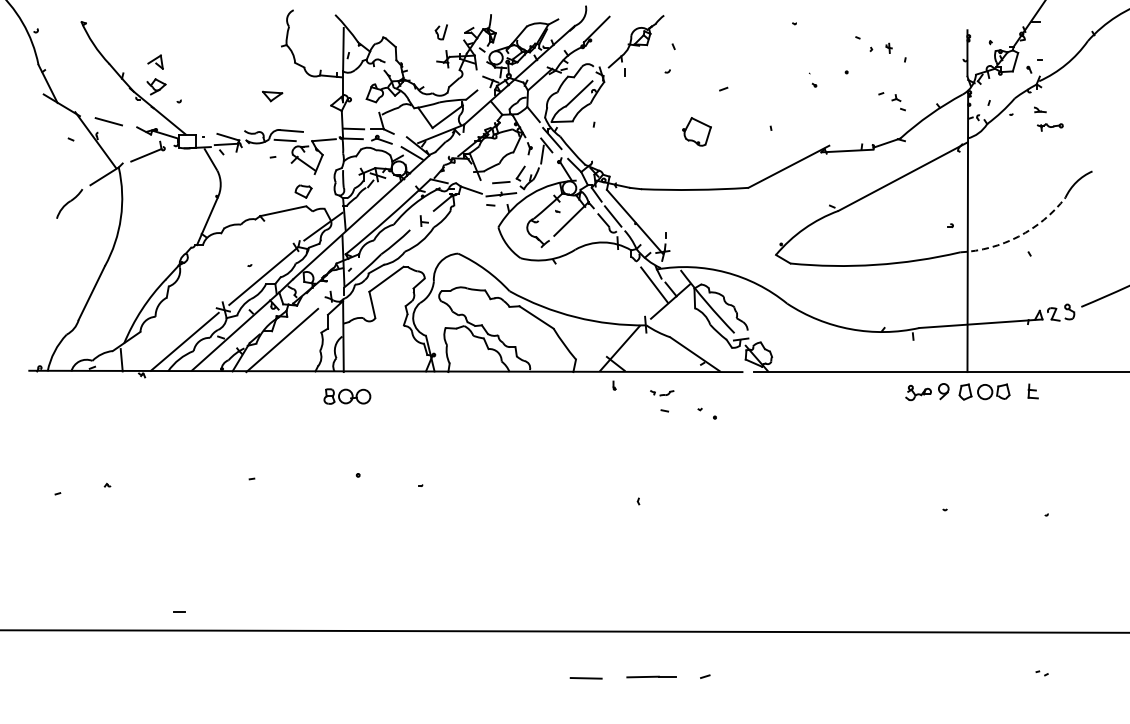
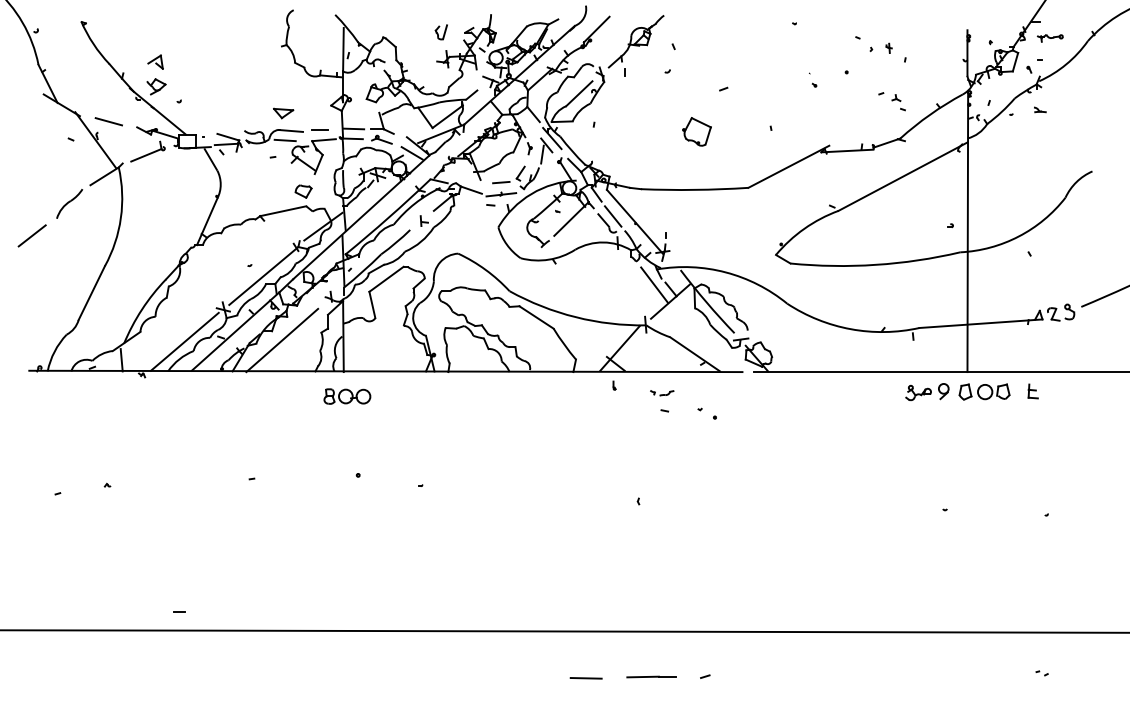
part position: (272, 96) -> (283, 113) (283, 113)
part position: (1050, 127) -> (1050, 38) (1050, 38)
line: none -> present (319, 129)
line: none -> present (31, 235)
arc: dashed -> solid (1018, 236)
